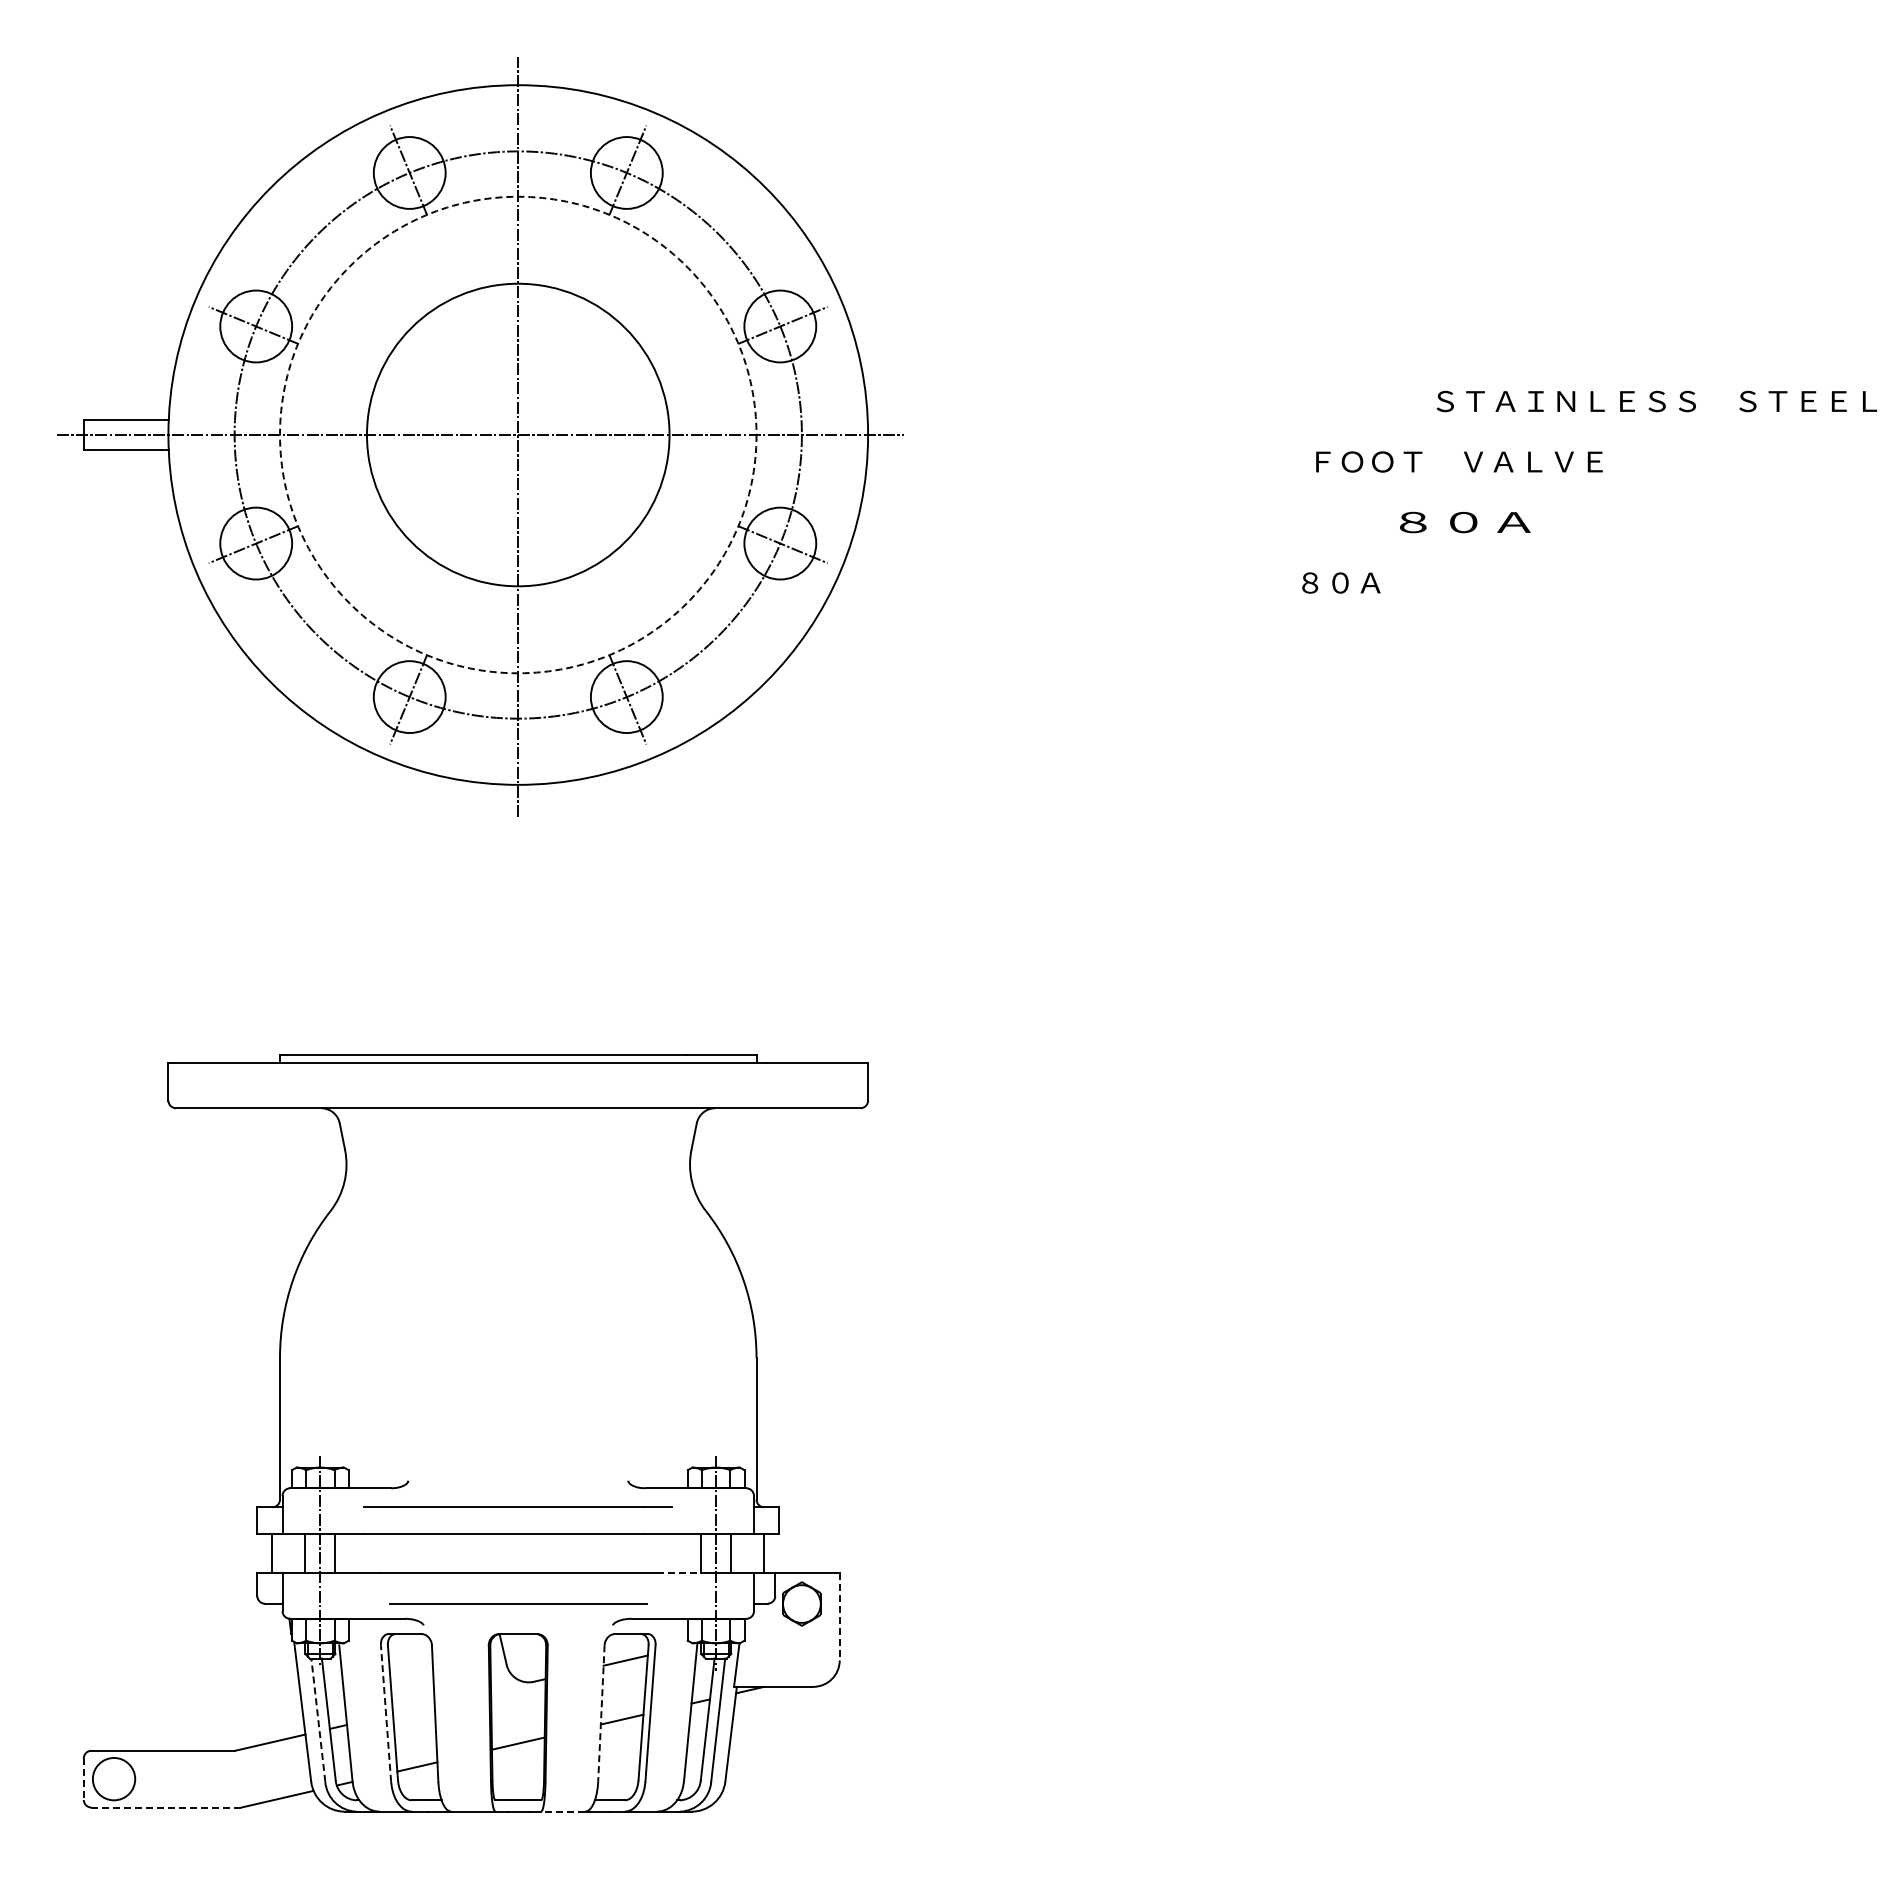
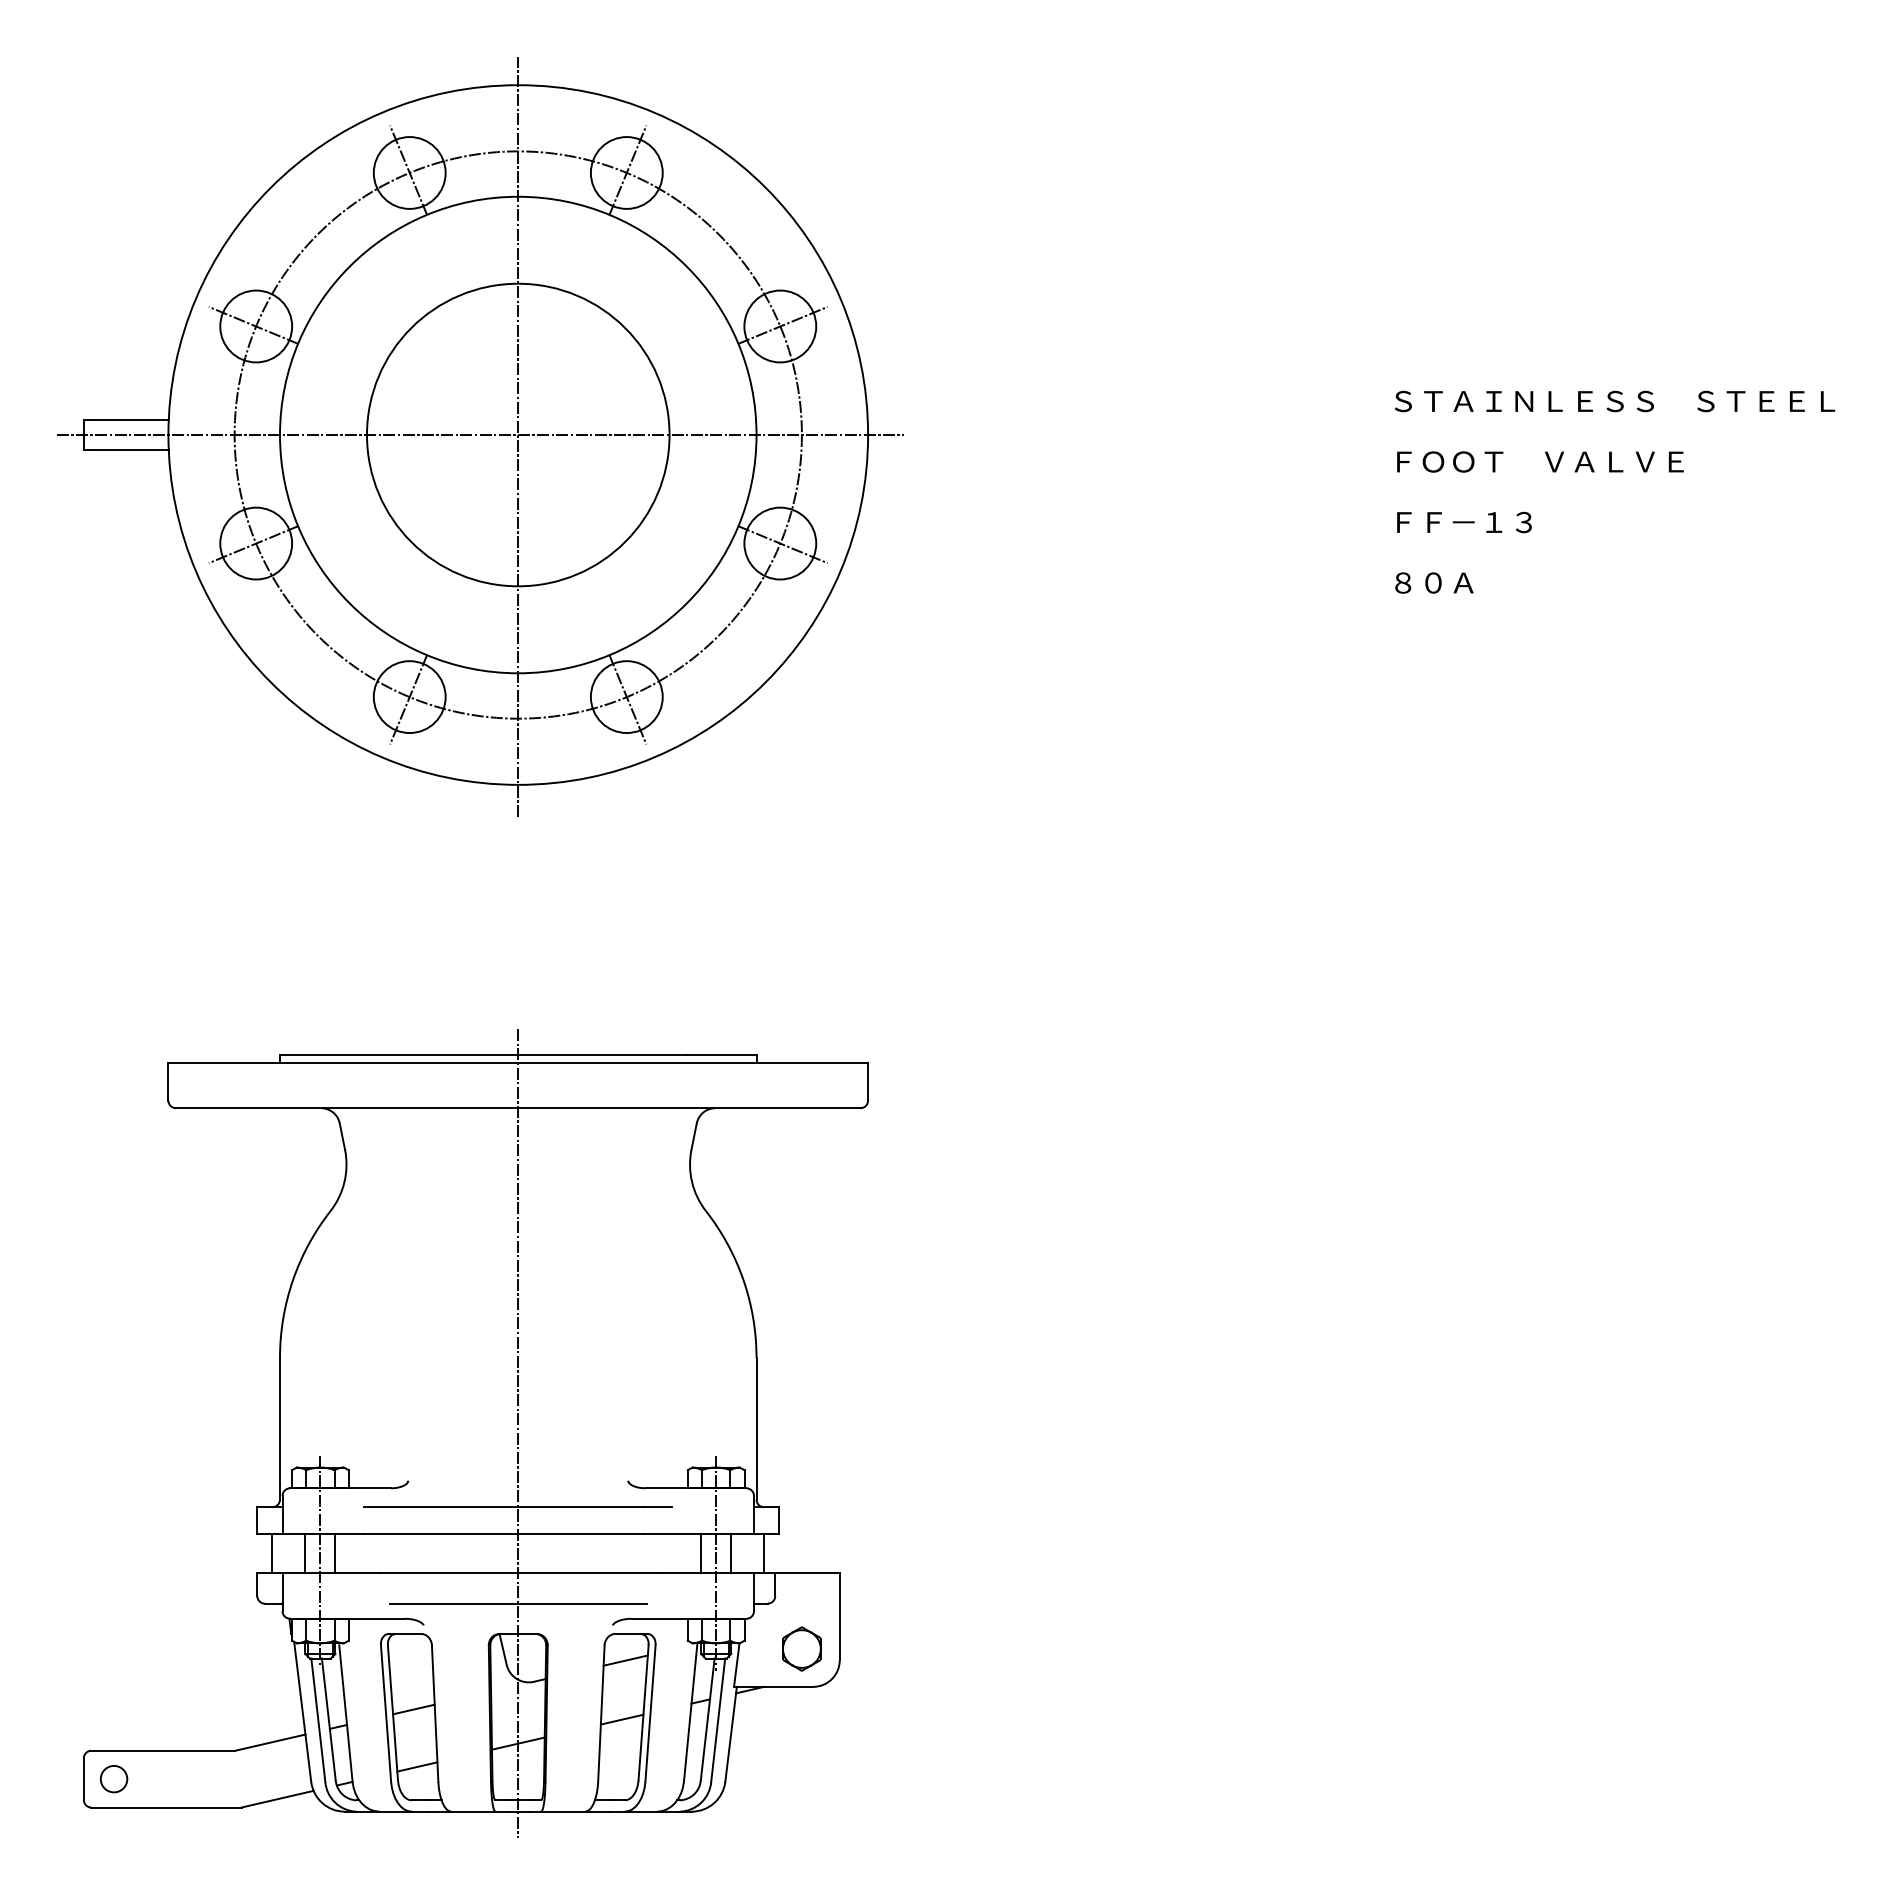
text position: (1656, 401) -> (1614, 401) (1614, 401)
circle: dashed -> solid (518, 434)
text position: (1459, 461) -> (1540, 461) (1540, 461)
text: ８０Ａ -> ＦＦ－１３ (1464, 522)
text position: (1341, 582) -> (1434, 582) (1434, 582)
line: none -> present (518, 1433)
line: dashed -> solid (681, 1573)
part position: (801, 1603) -> (801, 1648) (801, 1648)
line: dashed -> solid (839, 1617)
line: none -> present (413, 1709)
line: dashed -> solid (386, 1713)
line: dashed -> solid (601, 1714)
line: dashed -> solid (318, 1719)
circle diameter: 42 px -> 26 px (113, 1778)
line: dashed -> solid (83, 1779)
line: dashed -> solid (167, 1807)
line: dashed -> solid (562, 1811)
